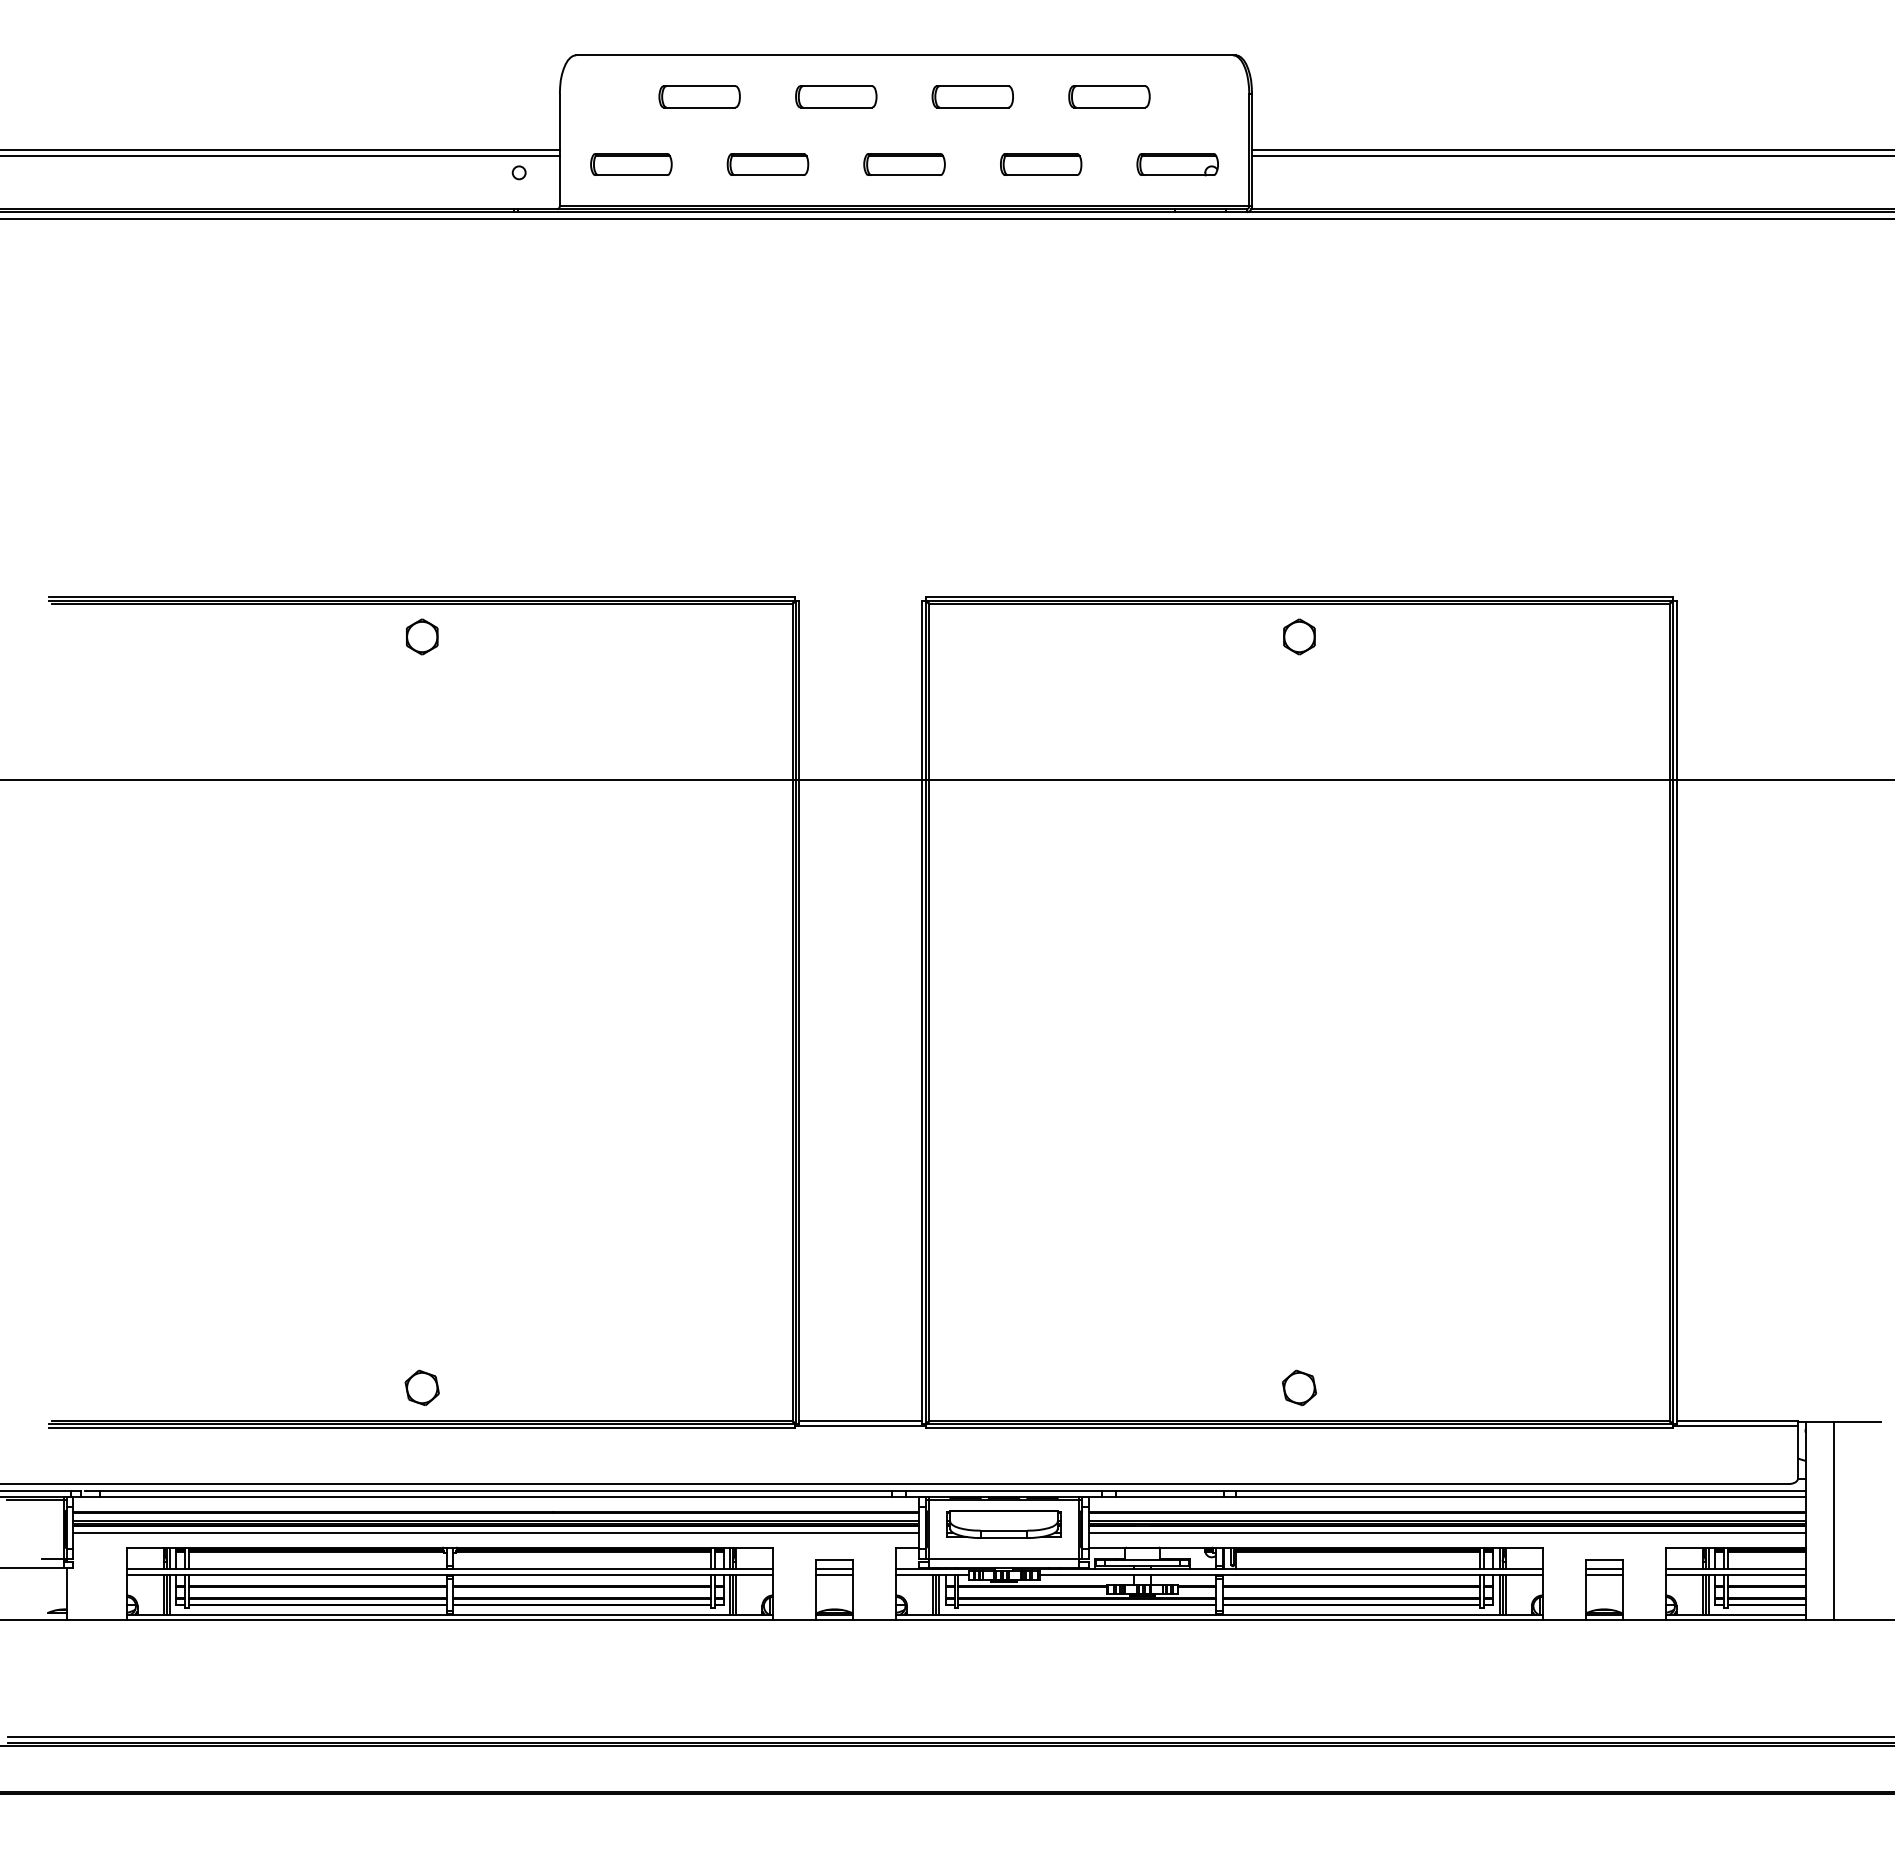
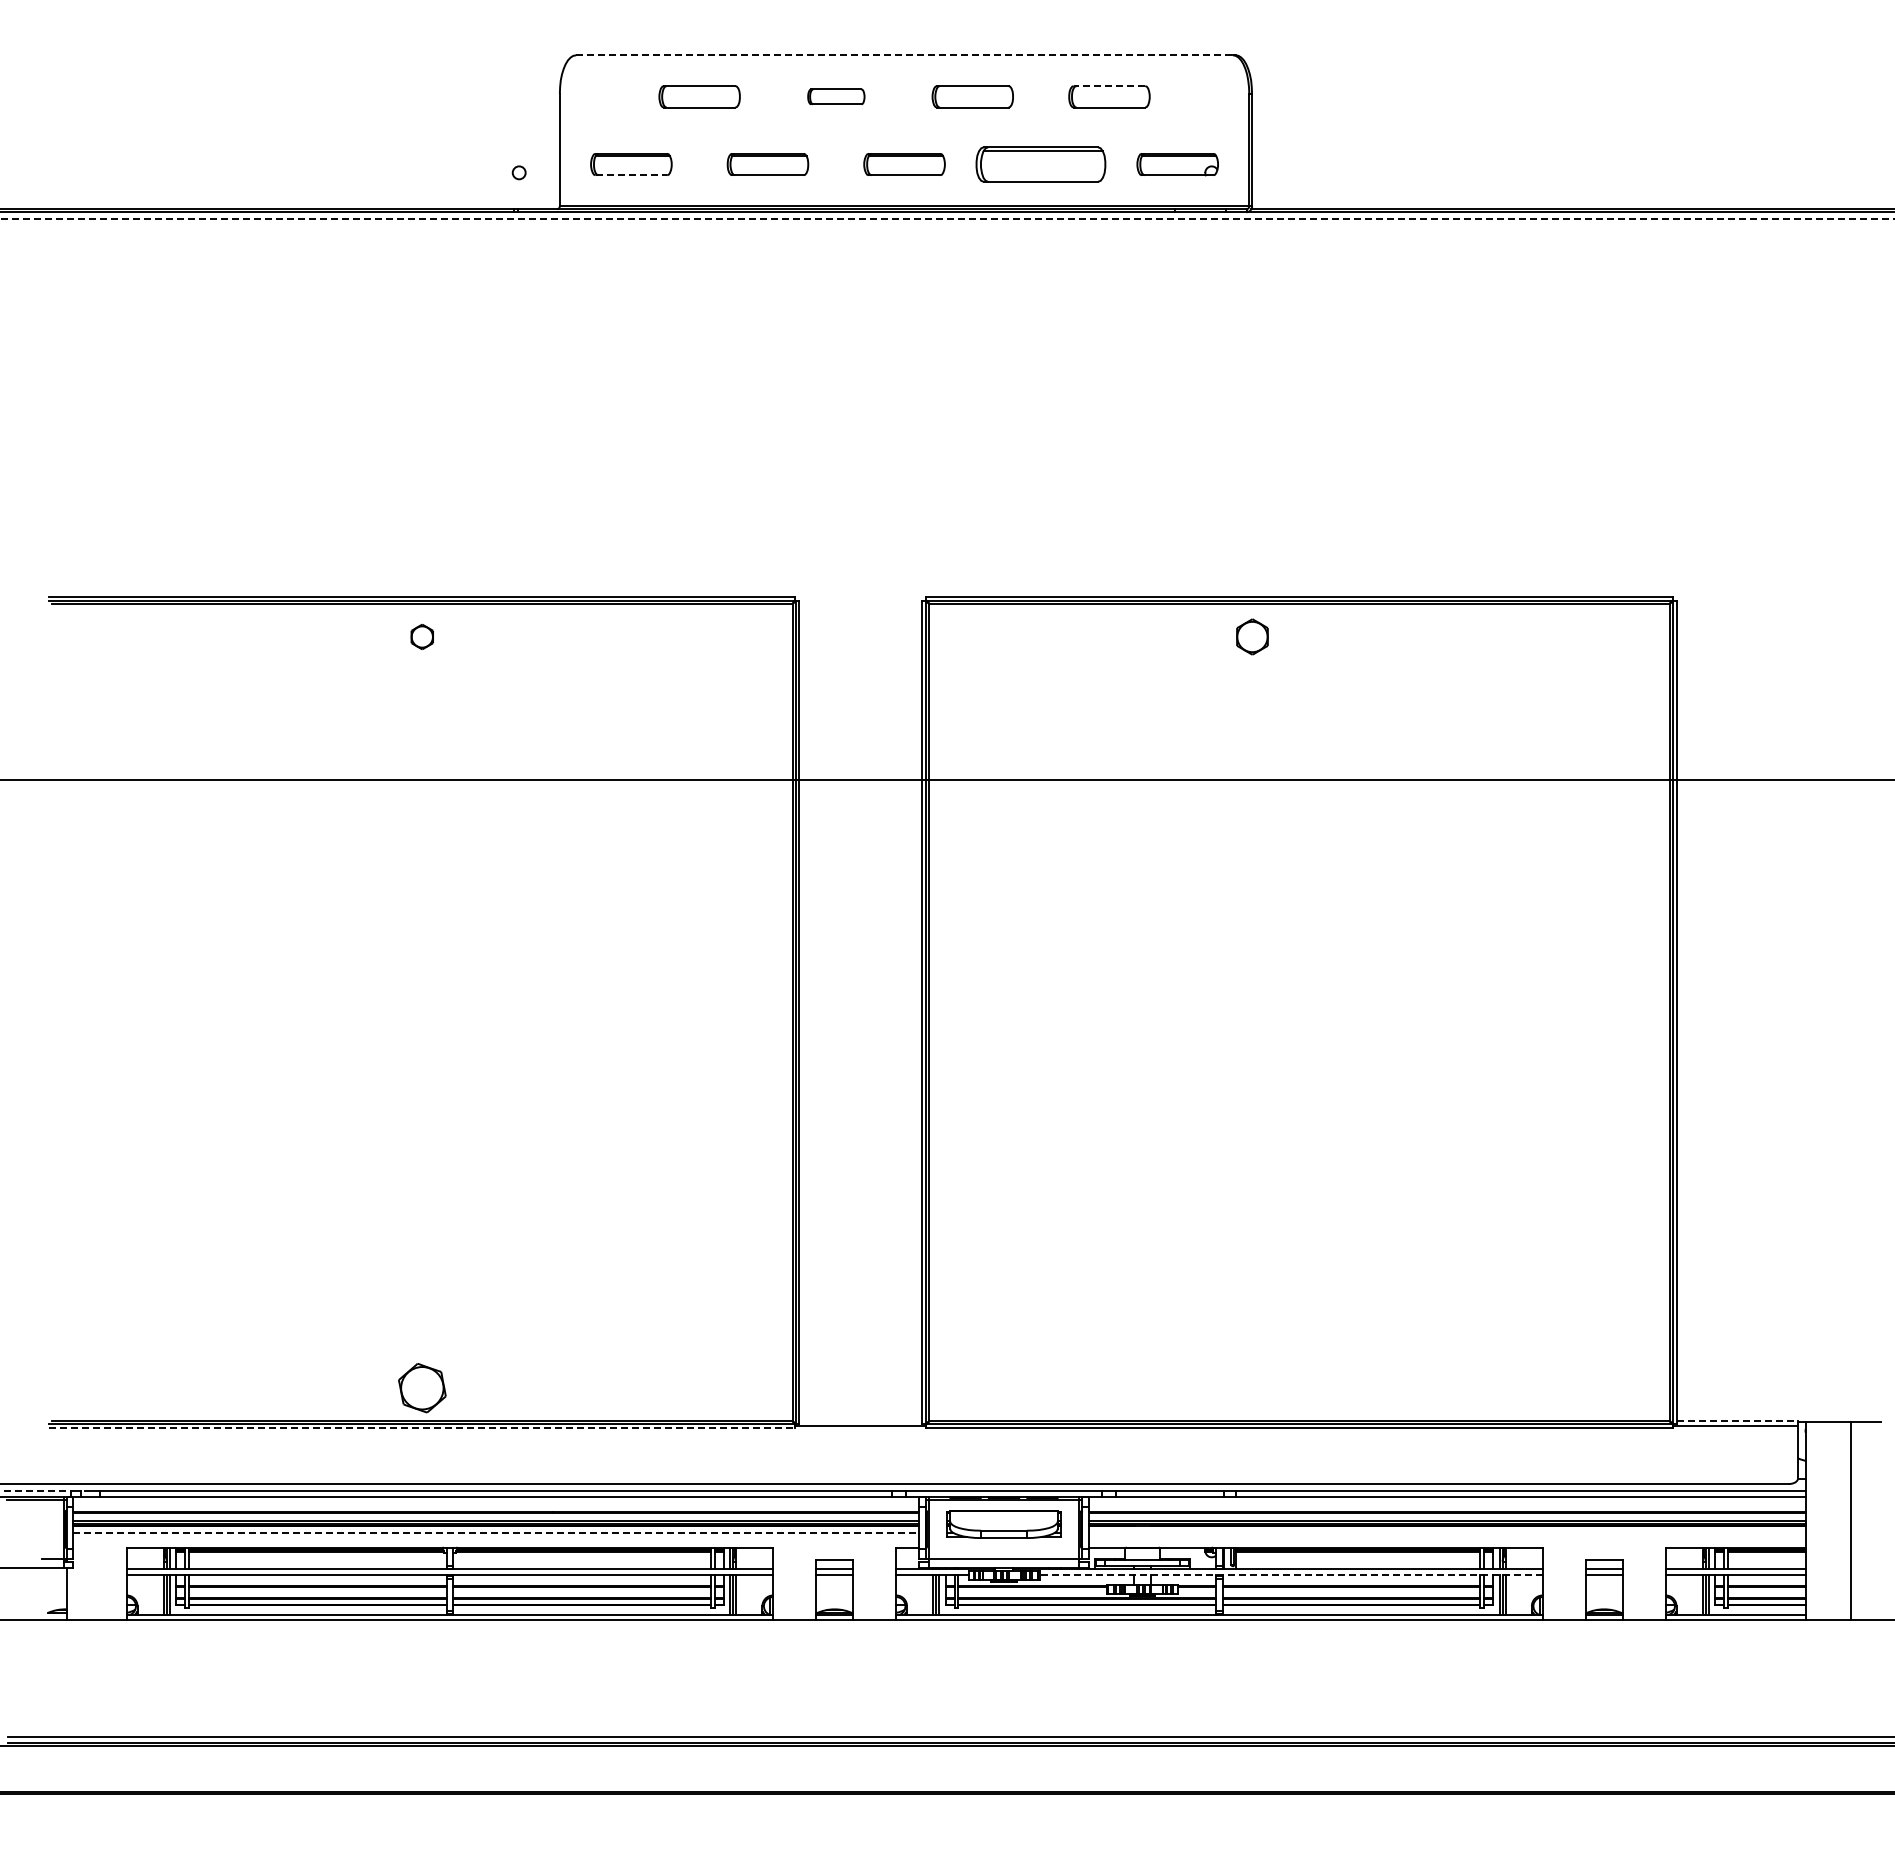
line: solid -> dashed (905, 55)
line: solid -> dashed (1109, 86)
part size: 83x24 px -> 59x18 px (836, 96)
line: present -> none (280, 150)
line: present -> none (1571, 150)
line: present -> none (280, 155)
line: present -> none (1571, 155)
part size: 83x23 px -> 132x37 px (1040, 164)
line: solid -> dashed (631, 175)
line: solid -> dashed (947, 219)
part size: 33x38 px -> 24x26 px (421, 636)
part position: (1299, 636) -> (1252, 636) (1252, 636)
part size: 36x37 px -> 49x51 px (422, 1388)
part: present -> none (1299, 1387)
line: present -> none (860, 1420)
line: solid -> dashed (1737, 1420)
line: solid -> dashed (422, 1428)
line: solid -> dashed (36, 1490)
line position: (1833, 1520) -> (1850, 1520) (1850, 1520)
line: solid -> dashed (496, 1533)
line: present -> none (1446, 1533)
line: solid -> dashed (1291, 1575)
